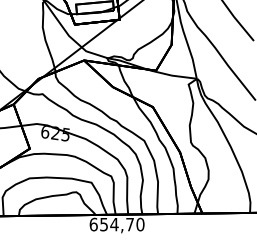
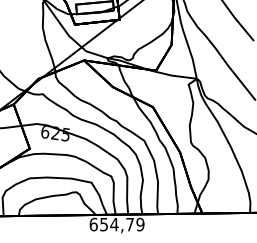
text: 654,70 -> 654,79 (140, 224)
